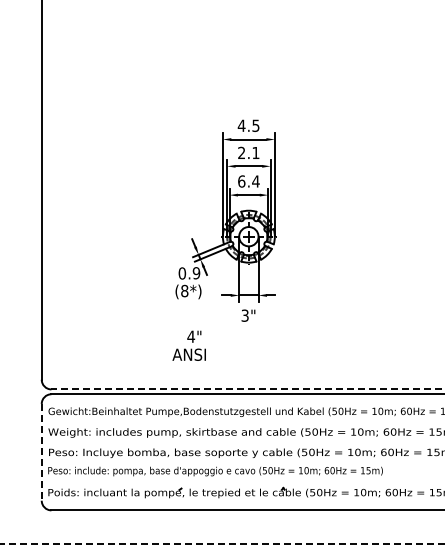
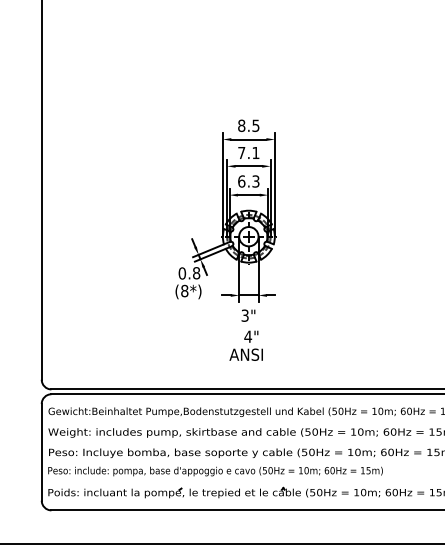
text: 4.5 -> 8.5 (241, 125)
text: 2.1 -> 7.1 (241, 152)
text: 6.4 -> 6.3 (255, 181)
text: 0.9 -> 0.8 (196, 273)
text position: (188, 345) -> (245, 345) (245, 345)
line: dashed -> solid (247, 389)
line: dashed -> solid (41, 452)
line: dashed -> solid (222, 544)
